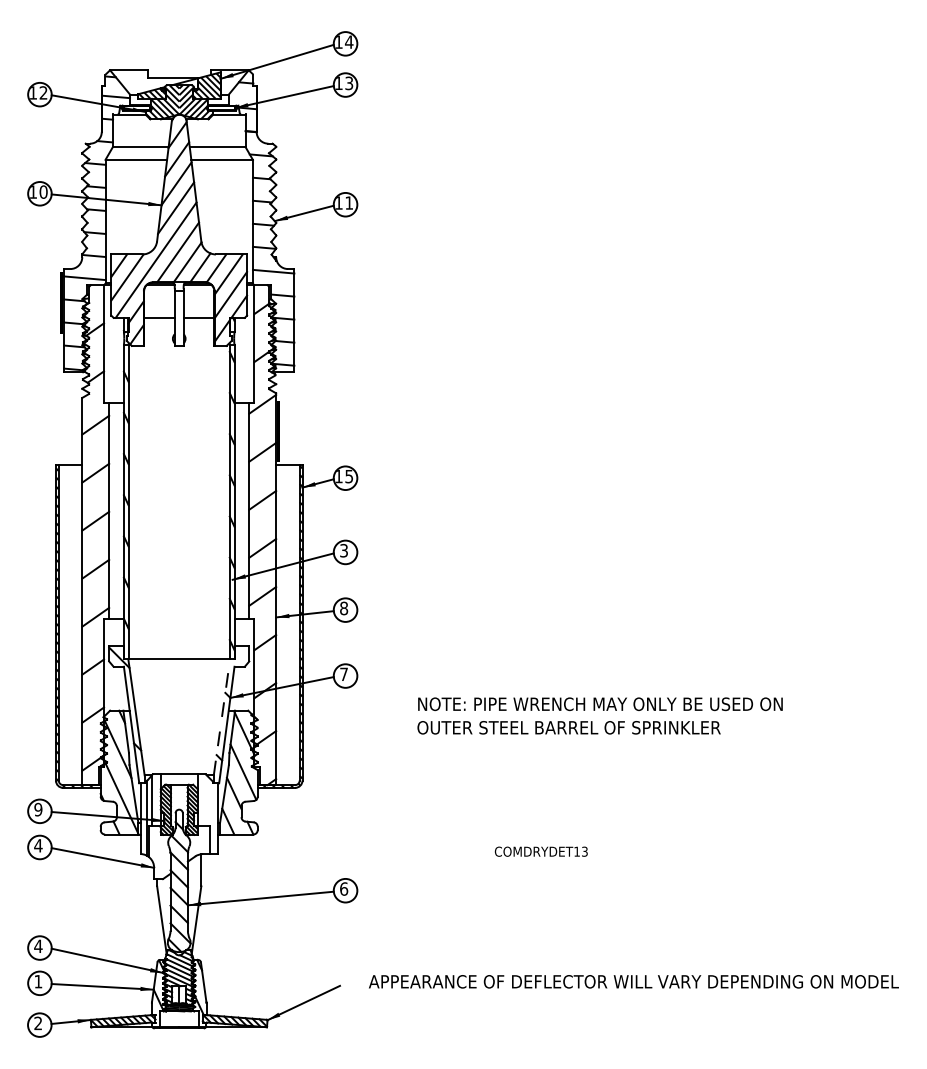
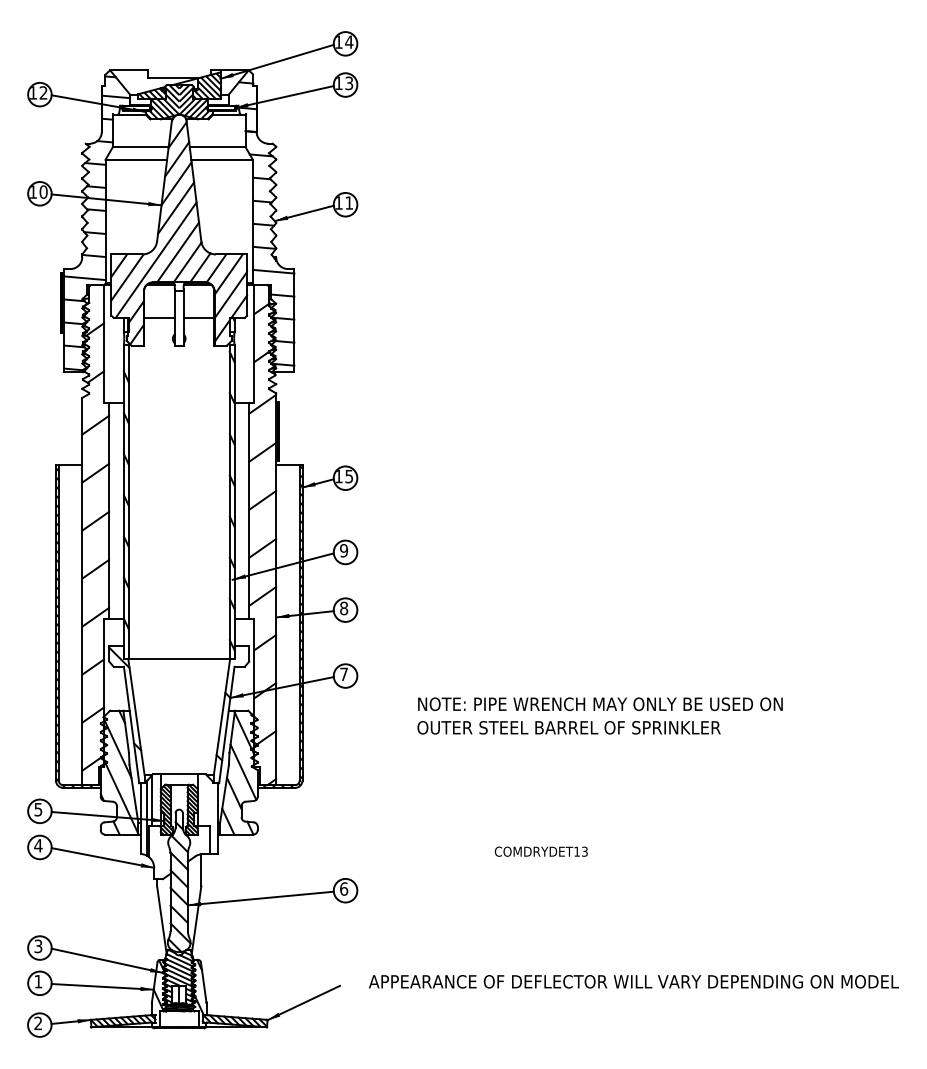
text: 3 -> 9 (344, 550)
line: dashed -> solid (221, 717)
text: 9 -> 5 (38, 809)
text: 4 -> 3 (38, 946)
